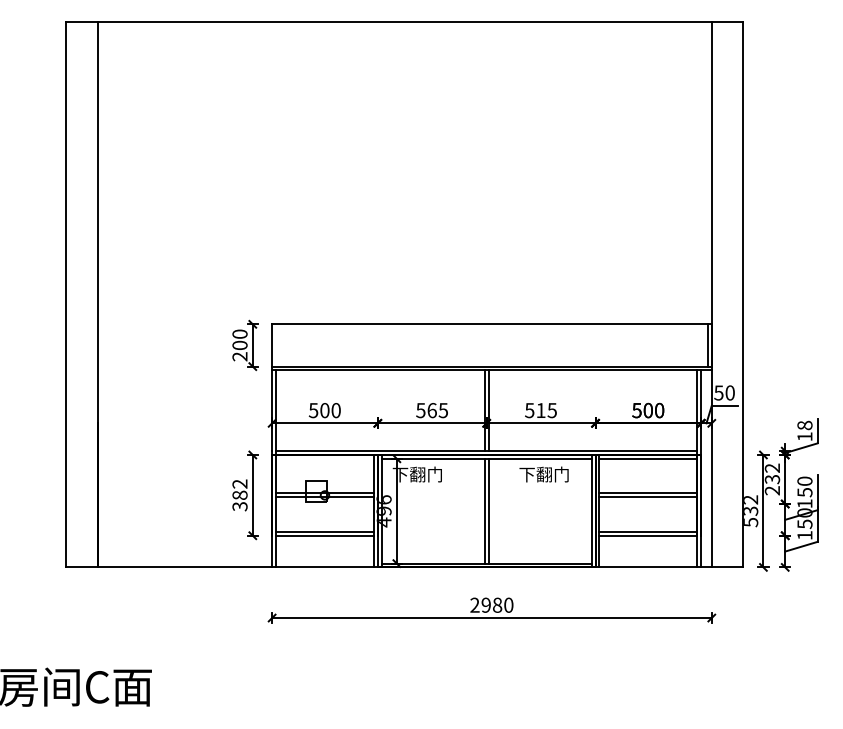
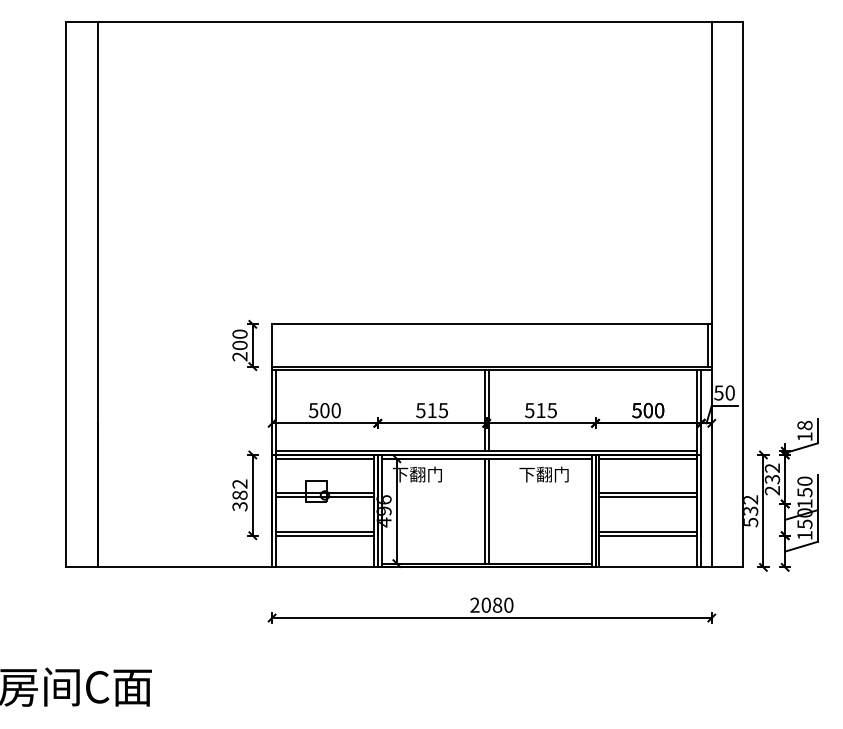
text: 565 -> 515 (431, 410)
line: none -> present (324, 458)
text: 2980 -> 2080 (485, 604)
